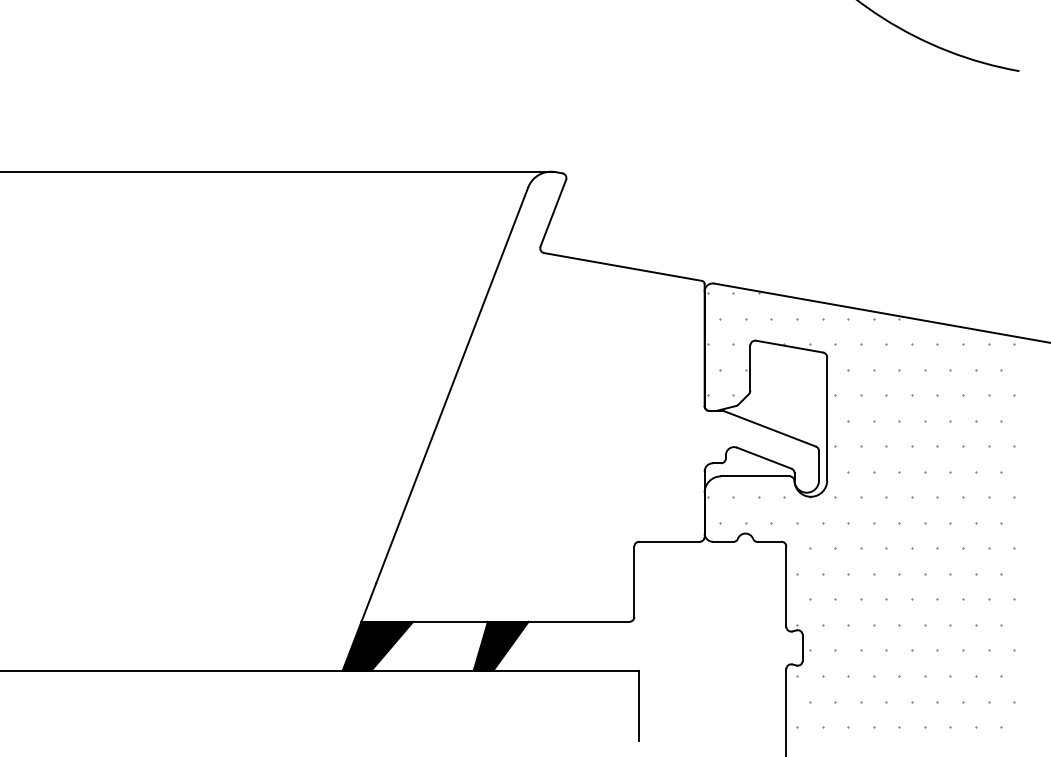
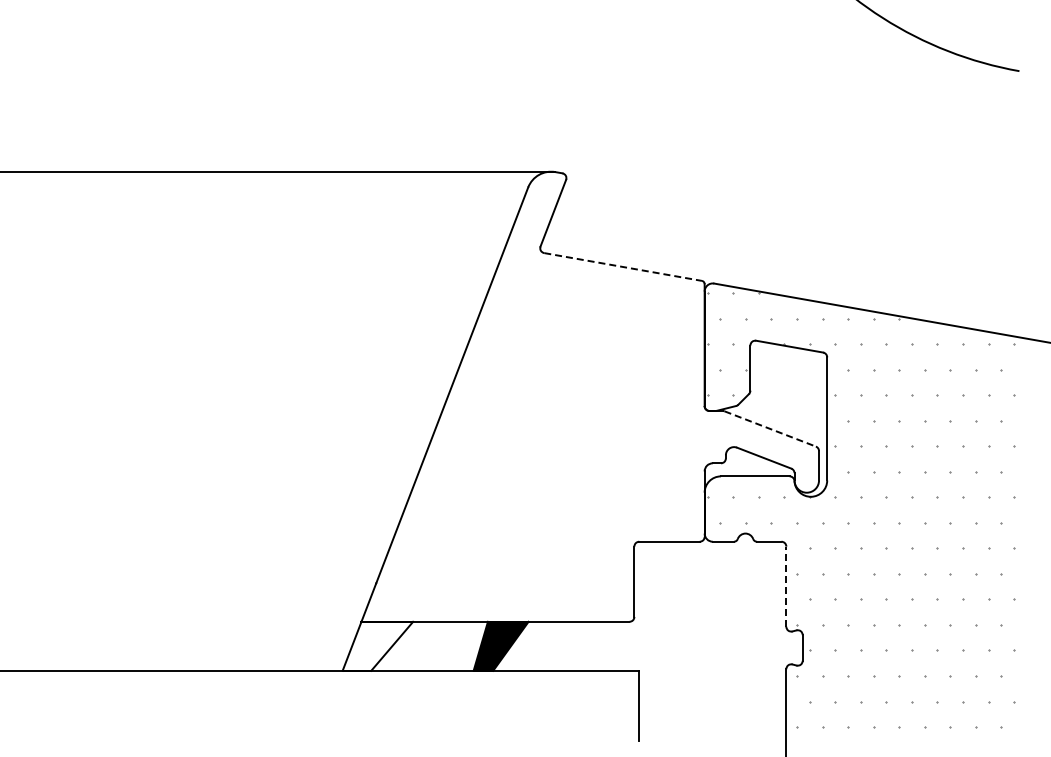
line: solid -> dashed (623, 267)
line: solid -> dashed (770, 428)
line: solid -> dashed (786, 586)
fill: present -> none (377, 645)
